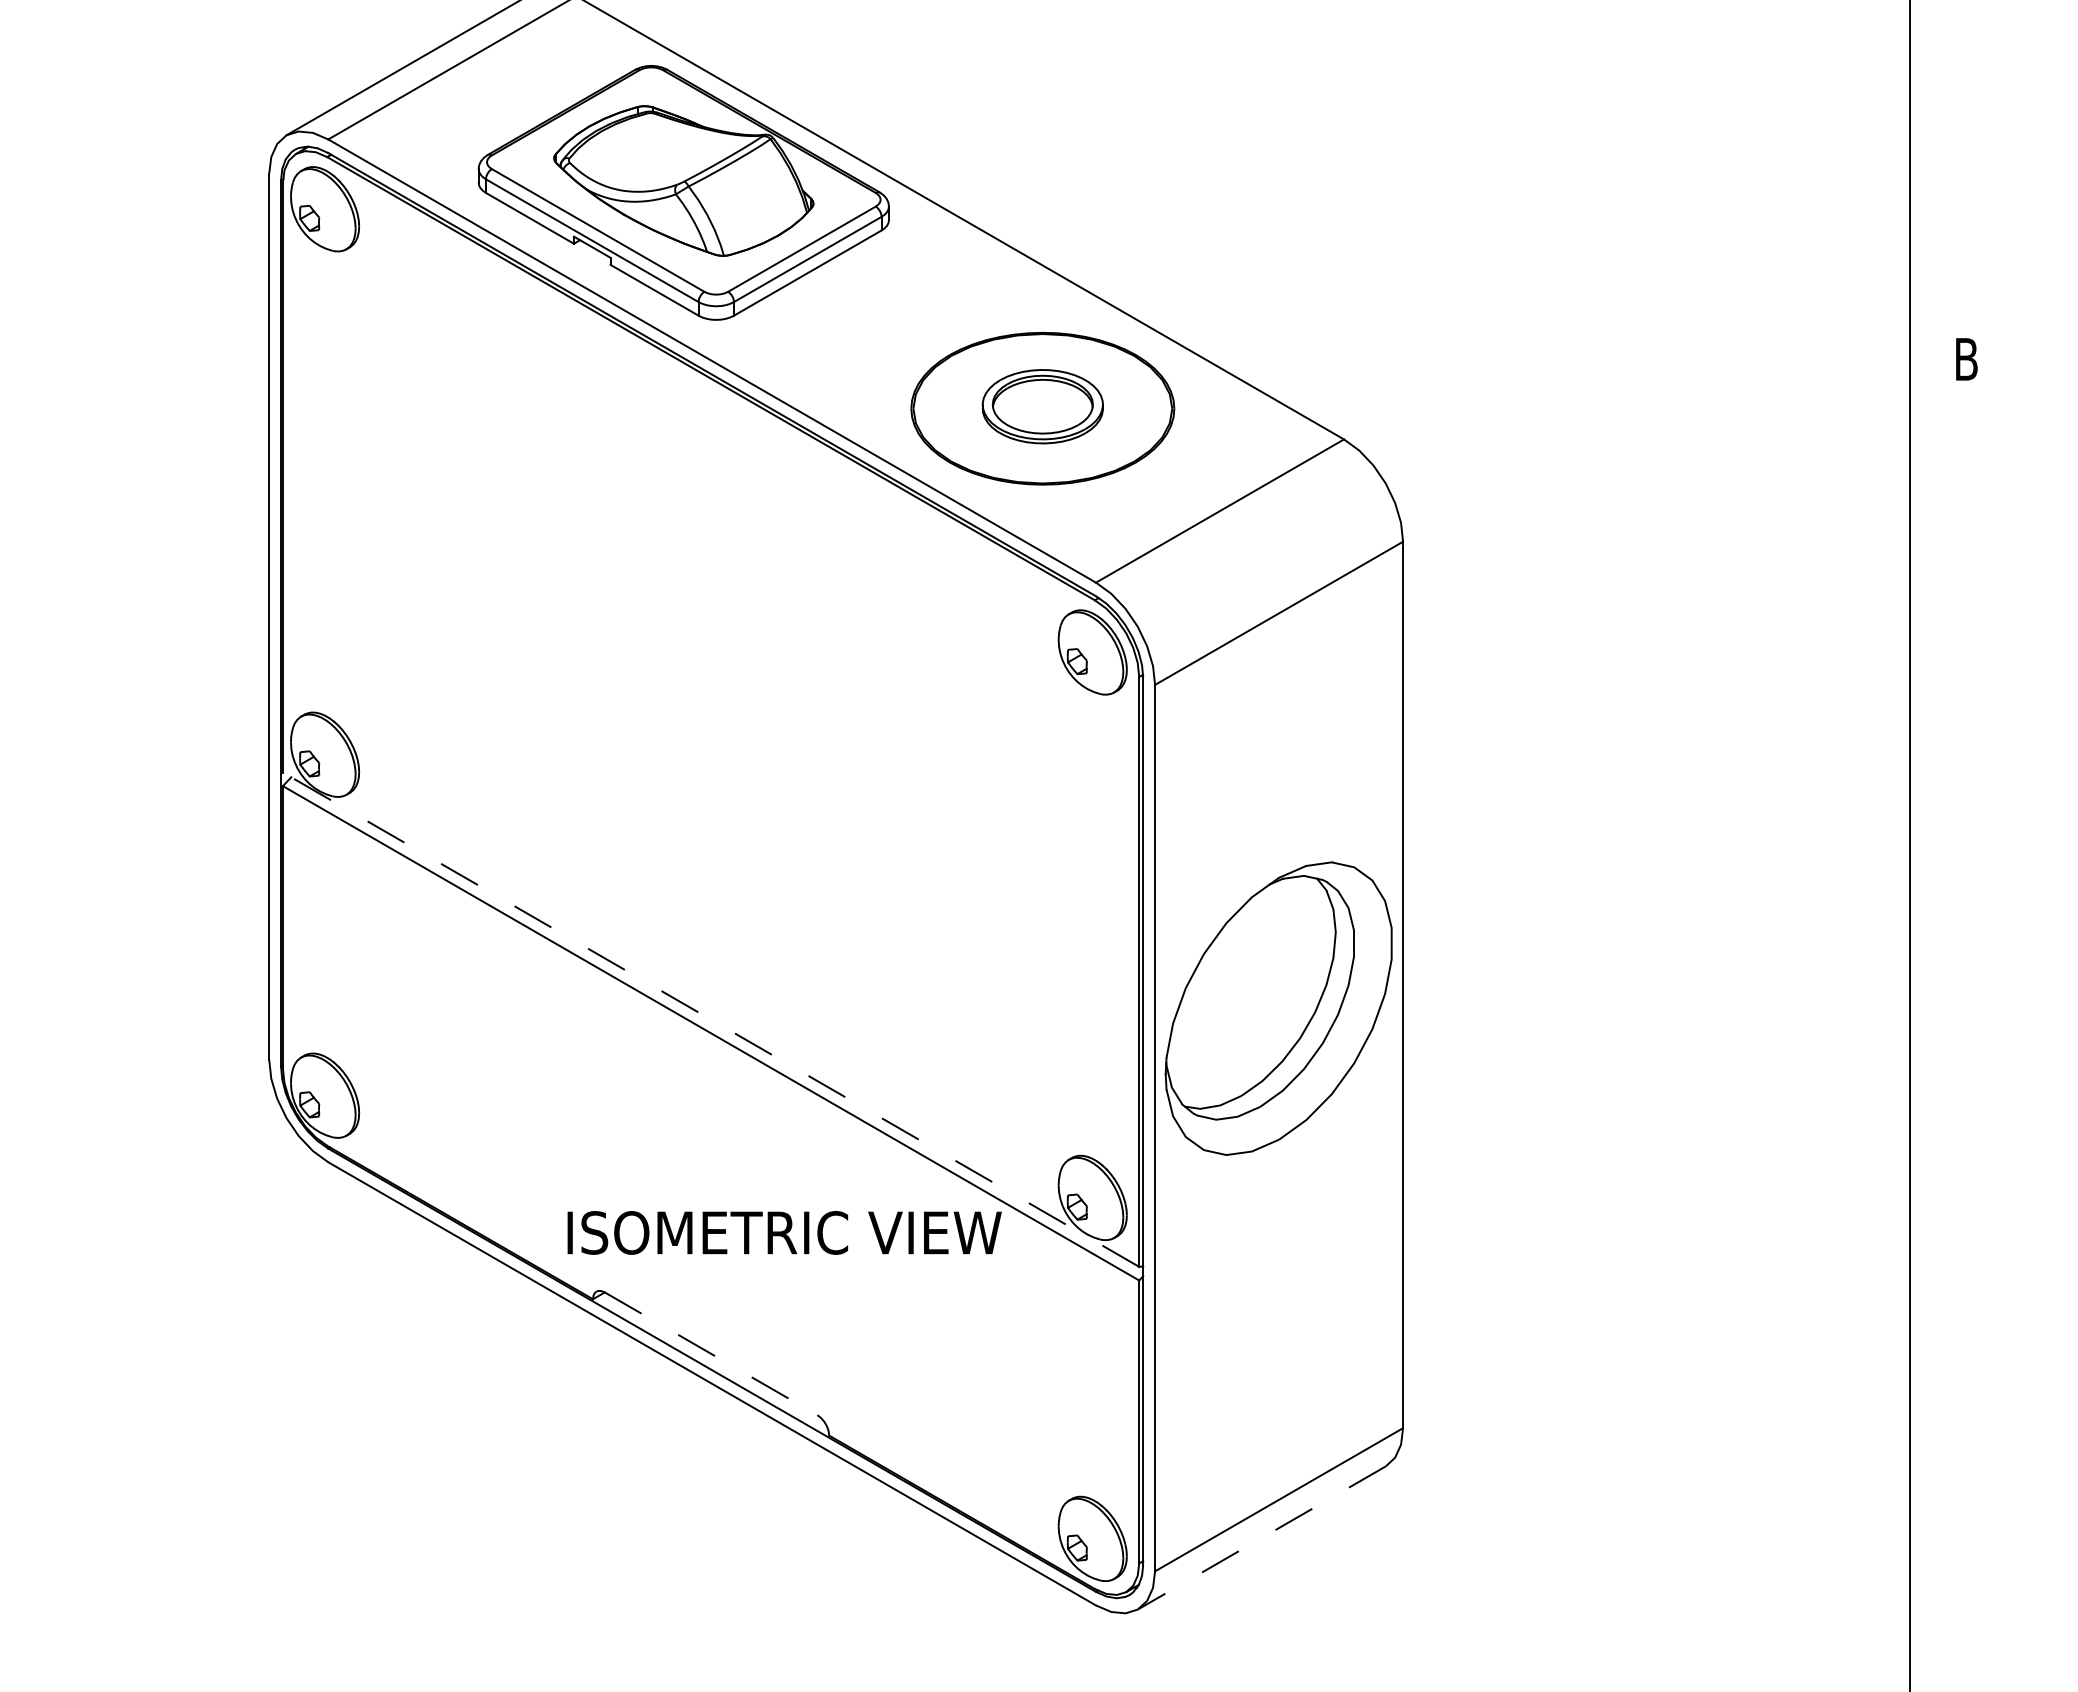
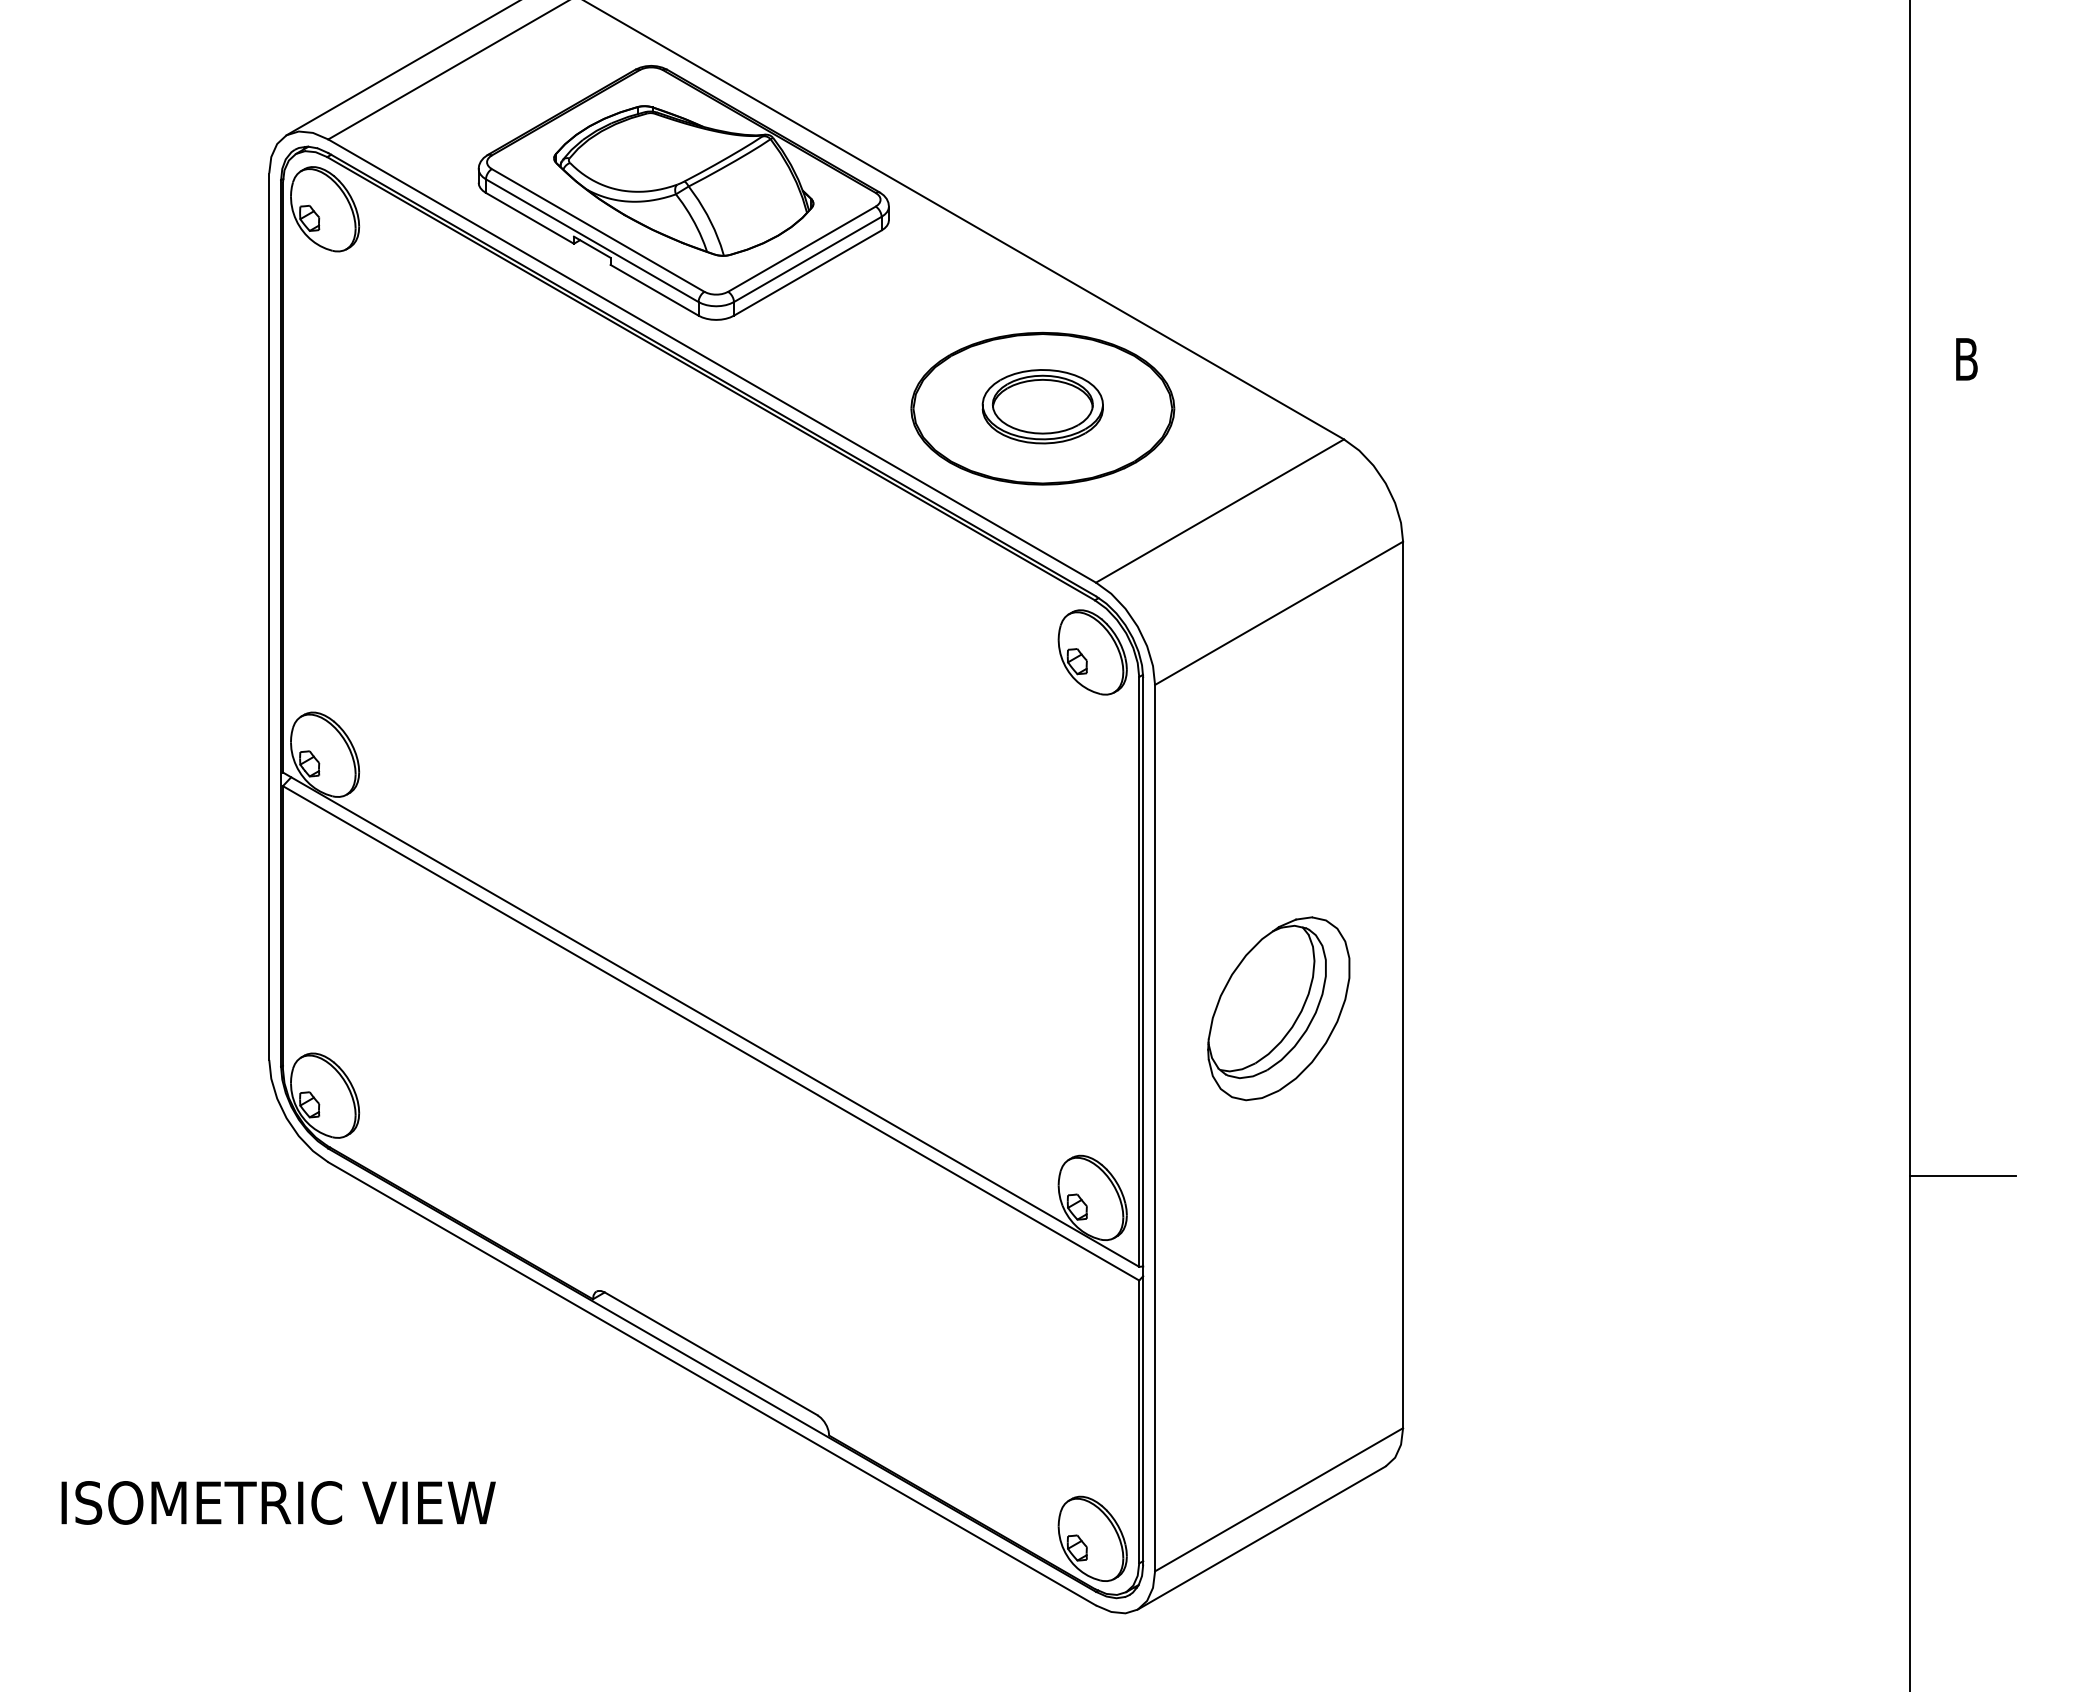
part size: 229x295 px -> 144x186 px (1278, 1008)
line: dashed -> solid (710, 1019)
line: none -> present (1962, 1176)
text position: (784, 1232) -> (278, 1502) (278, 1502)
line: dashed -> solid (711, 1353)
line: dashed -> solid (1261, 1538)
